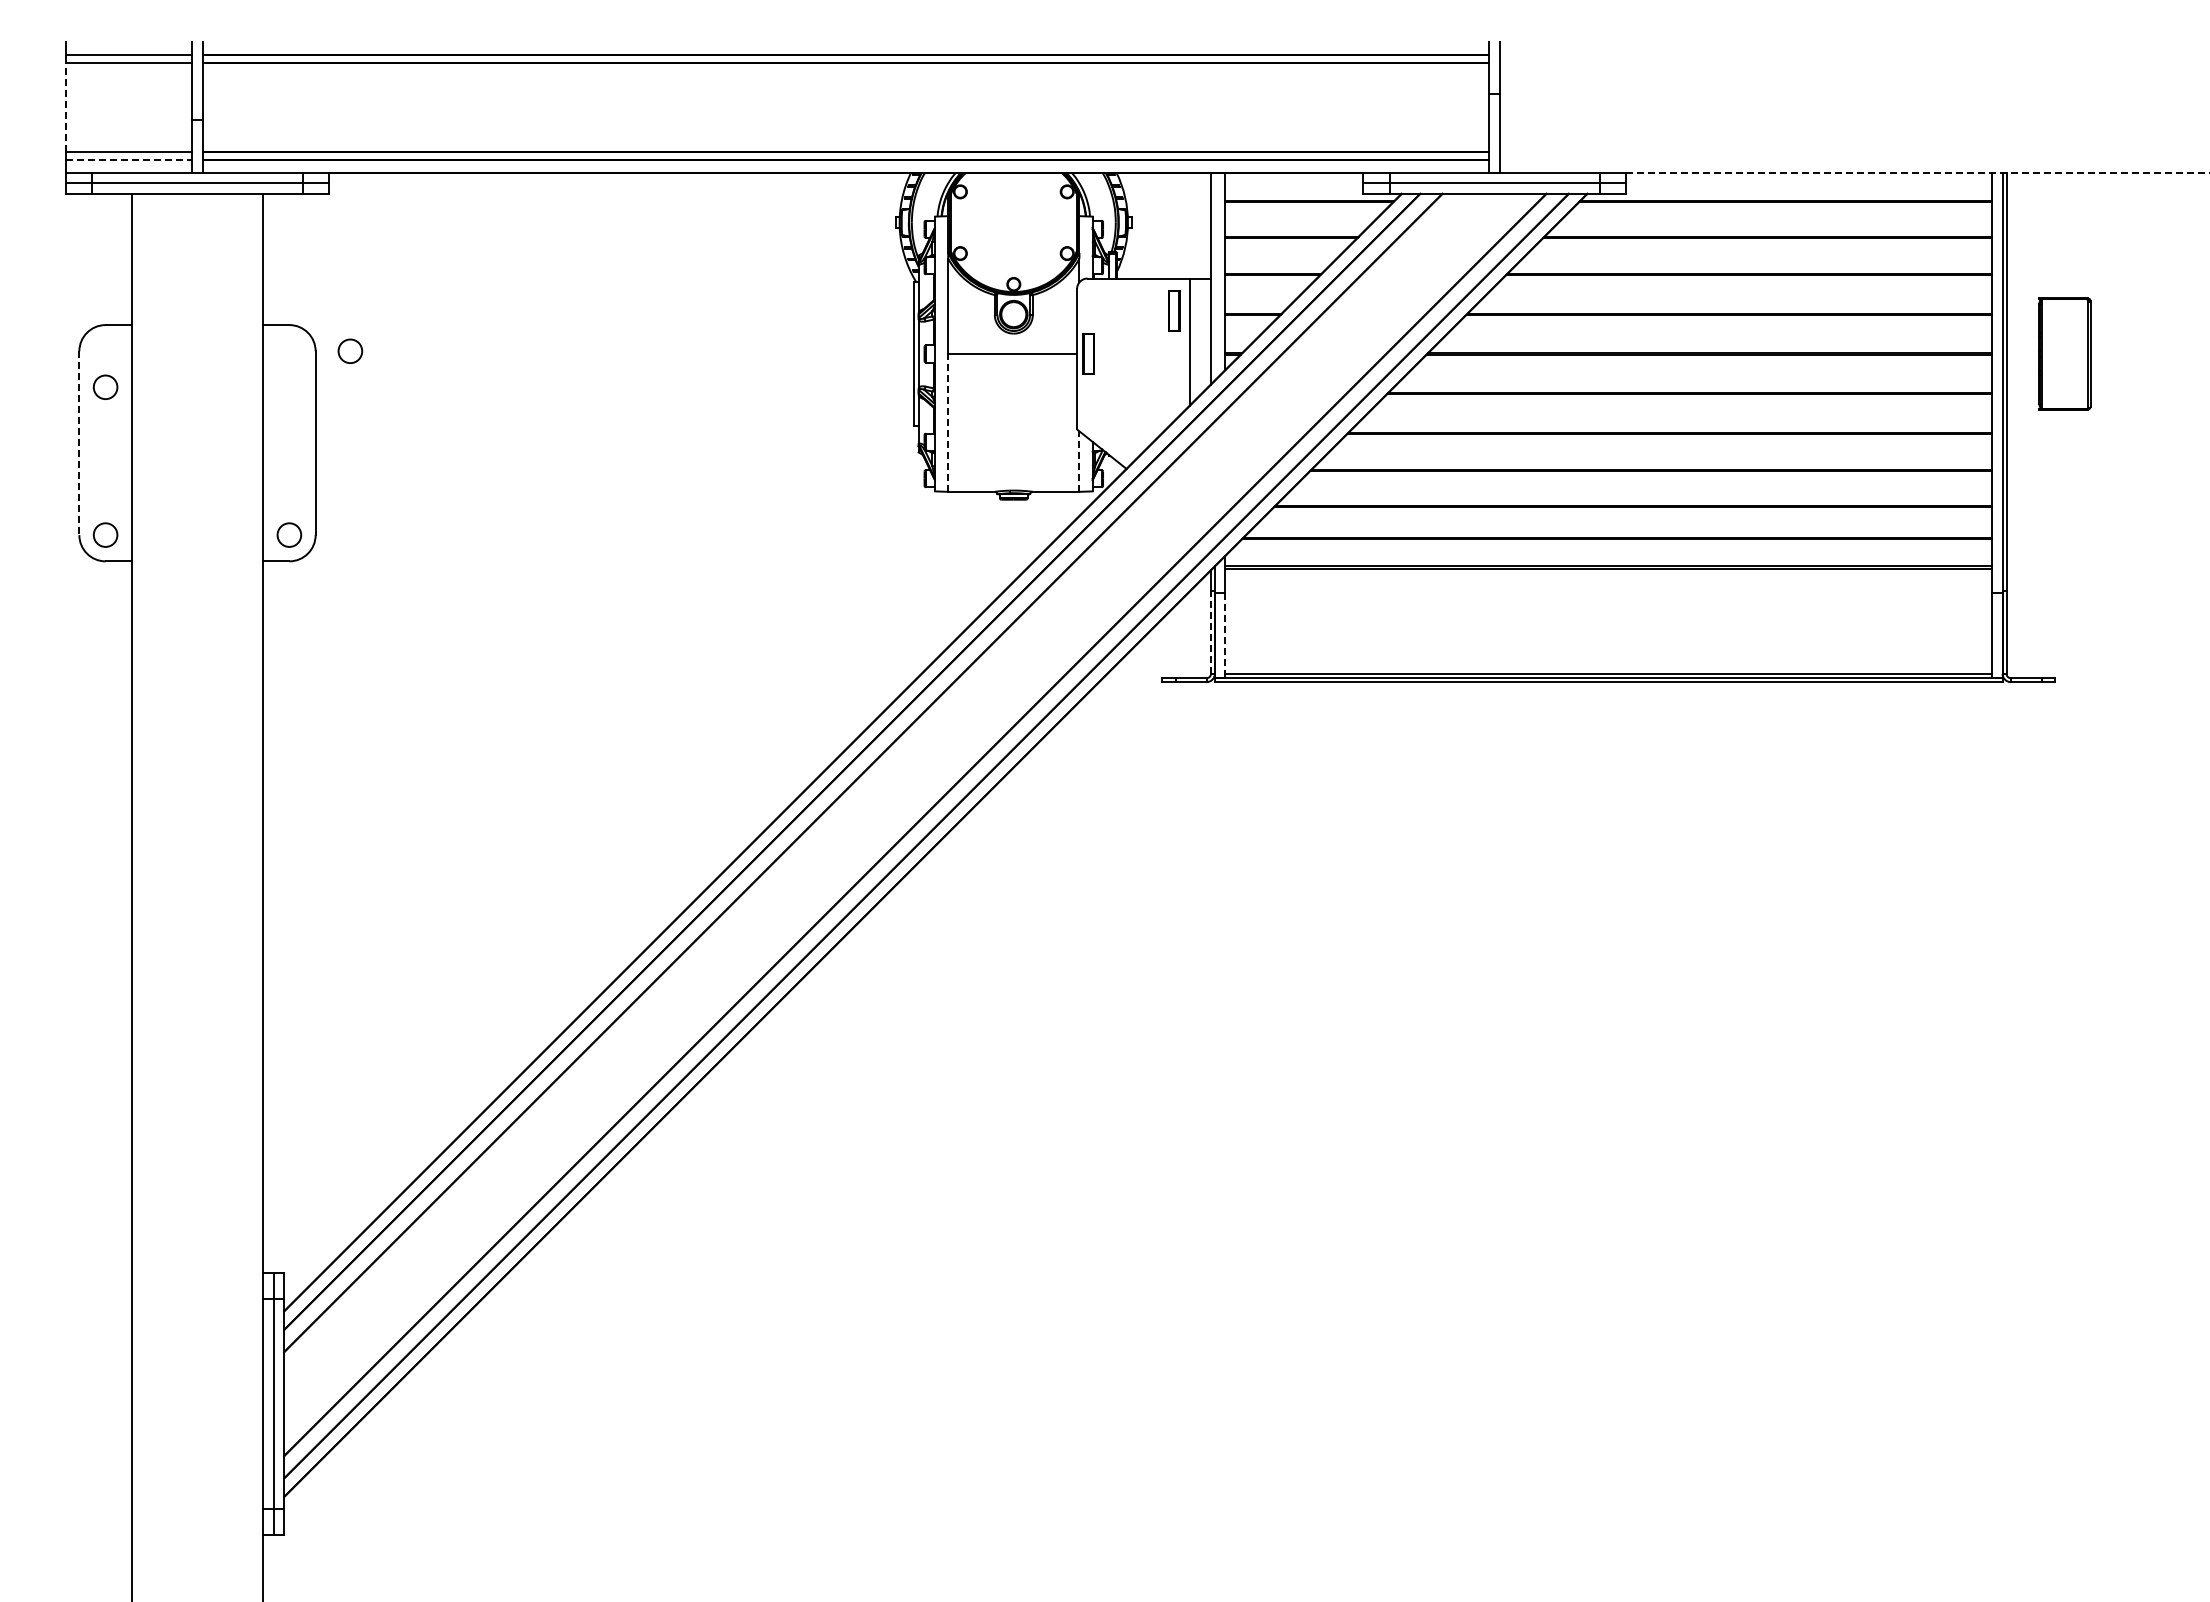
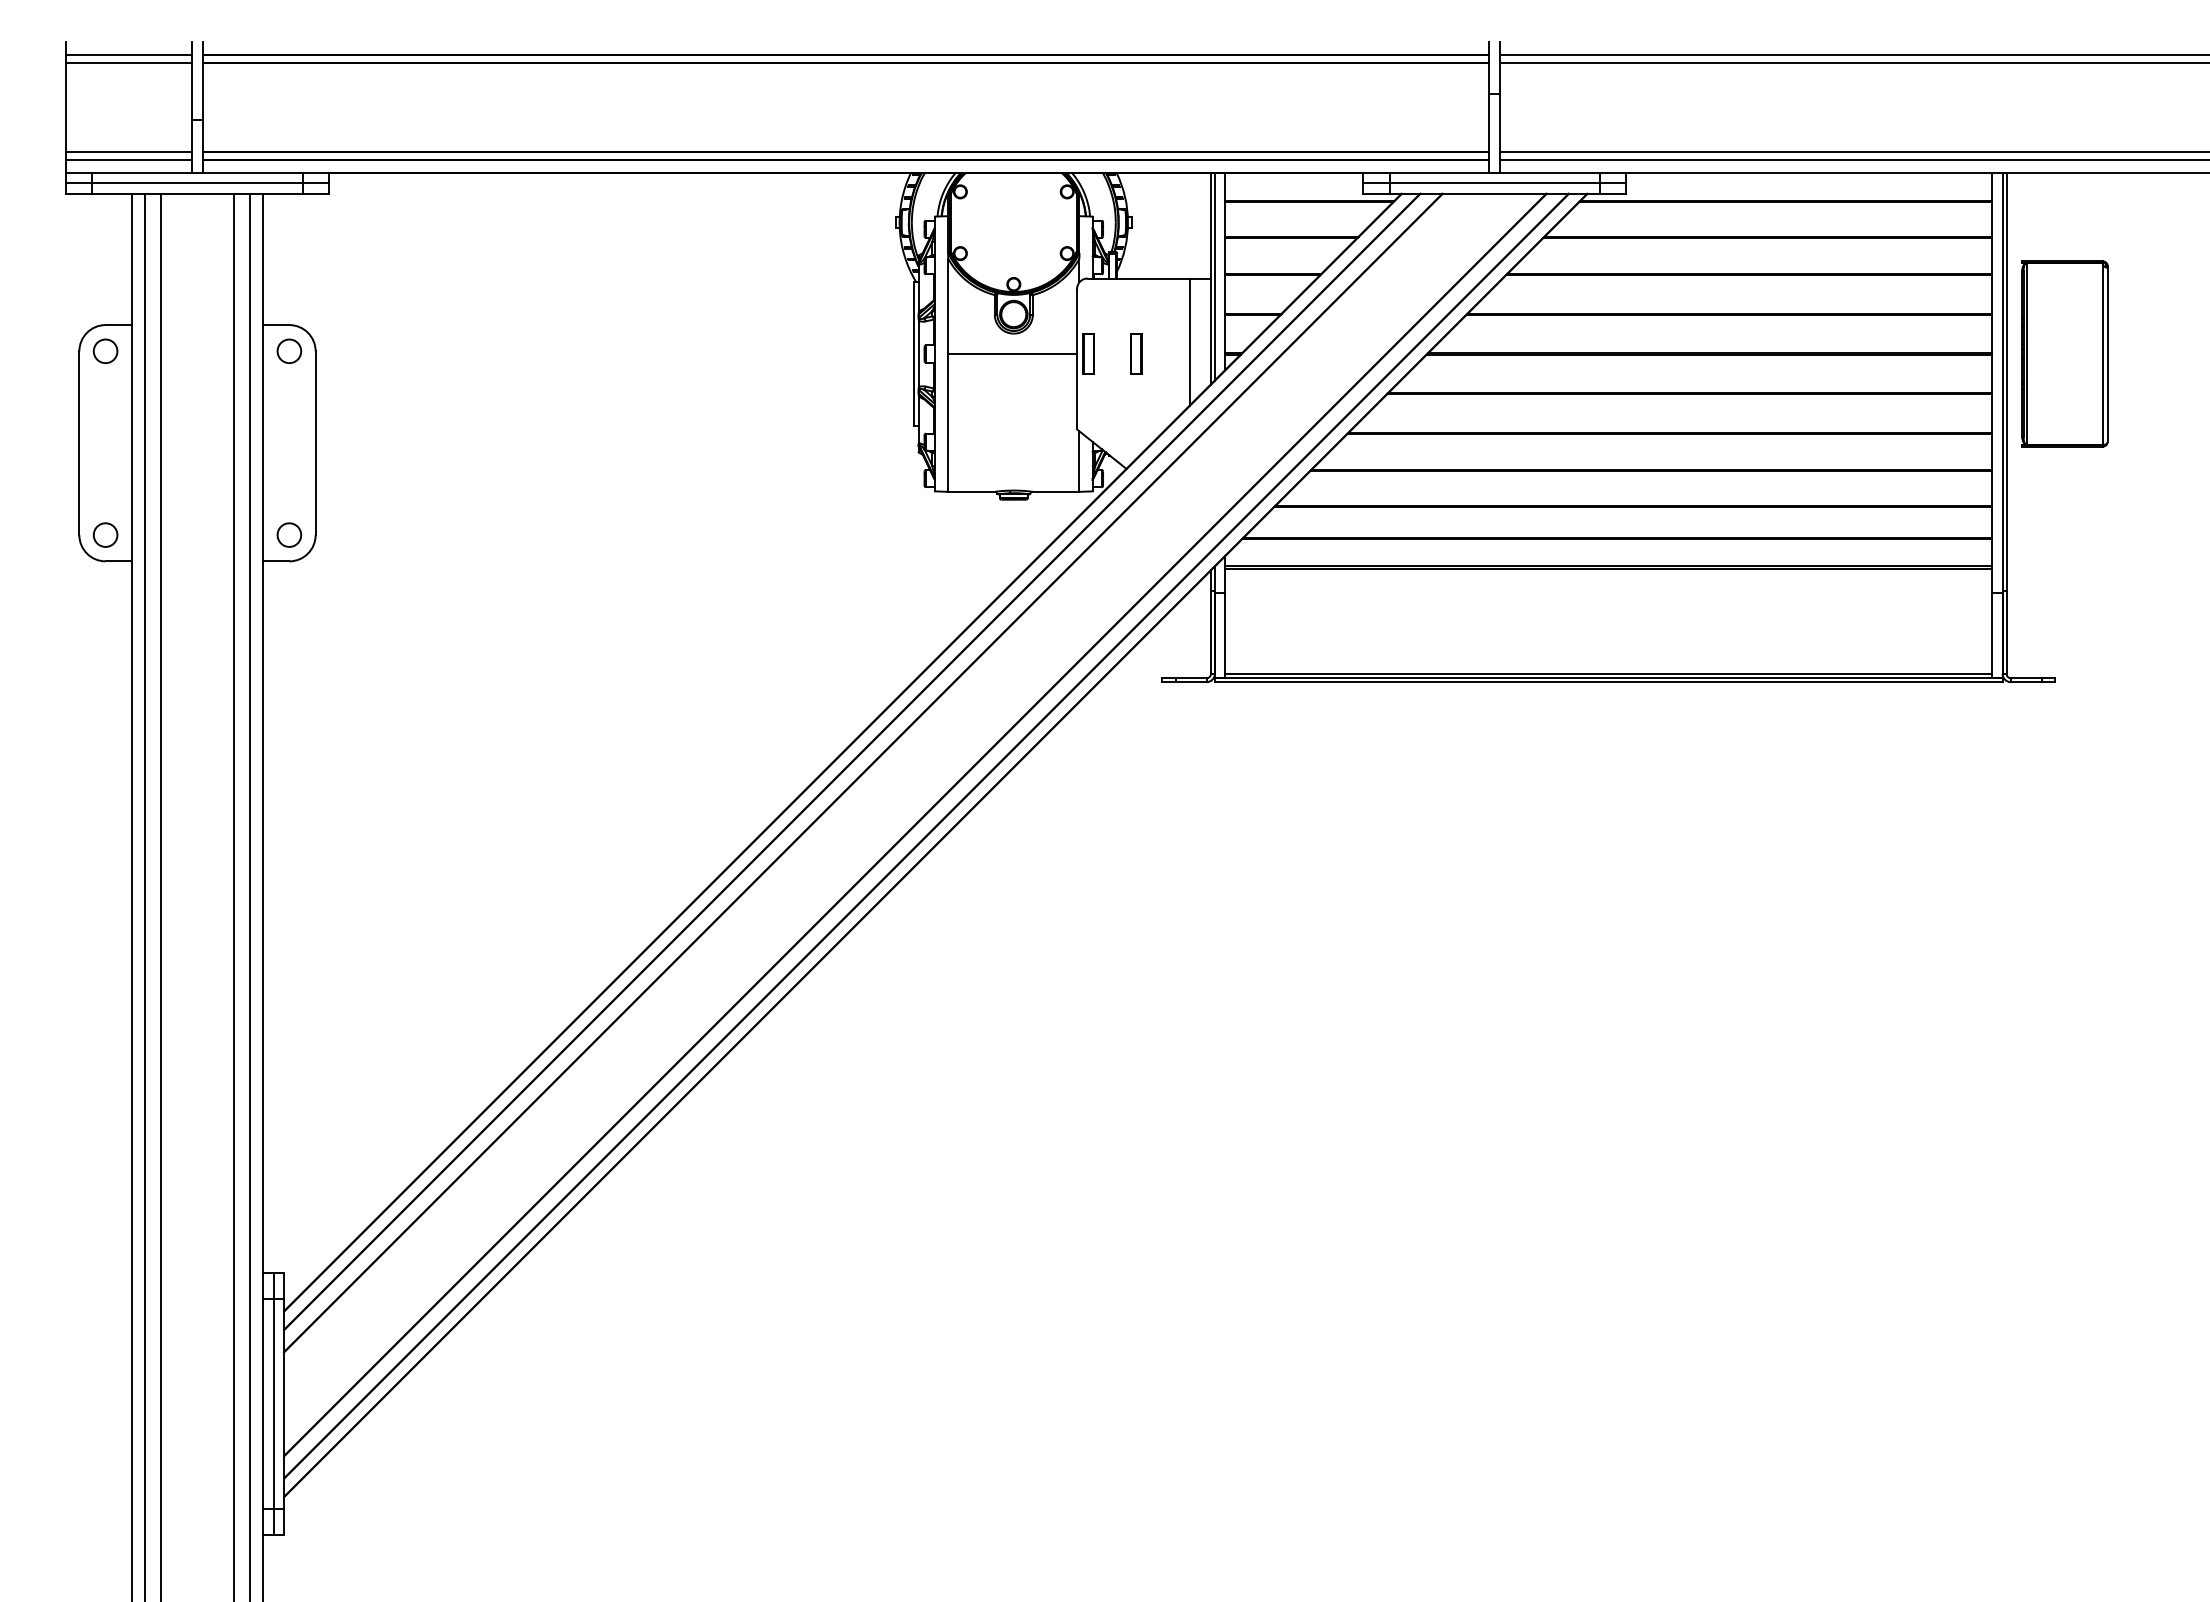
line: none -> present (1852, 54)
line: none -> present (1852, 62)
line: dashed -> solid (66, 107)
line: none -> present (1852, 151)
line: dashed -> solid (129, 159)
line: none -> present (1852, 159)
line: dashed -> solid (1917, 172)
line: none -> present (1214, 276)
part position: (1174, 310) -> (1136, 353) (1136, 353)
circle position: (350, 350) -> (289, 350) (289, 350)
part size: 54x114 px -> 88x188 px (2064, 353)
circle position: (105, 386) -> (105, 350) (105, 350)
line: dashed -> solid (948, 422)
line: dashed -> solid (79, 443)
line: dashed -> solid (1079, 461)
line: dashed -> solid (1210, 631)
line: dashed -> solid (1225, 635)
line: none -> present (145, 895)
line: none -> present (160, 895)
line: none -> present (234, 895)
line: none -> present (250, 895)
